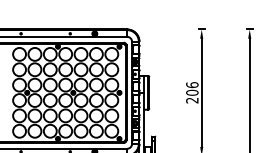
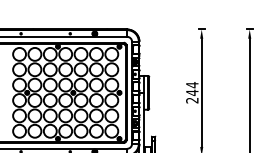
text: 206 -> 244 (192, 89)
